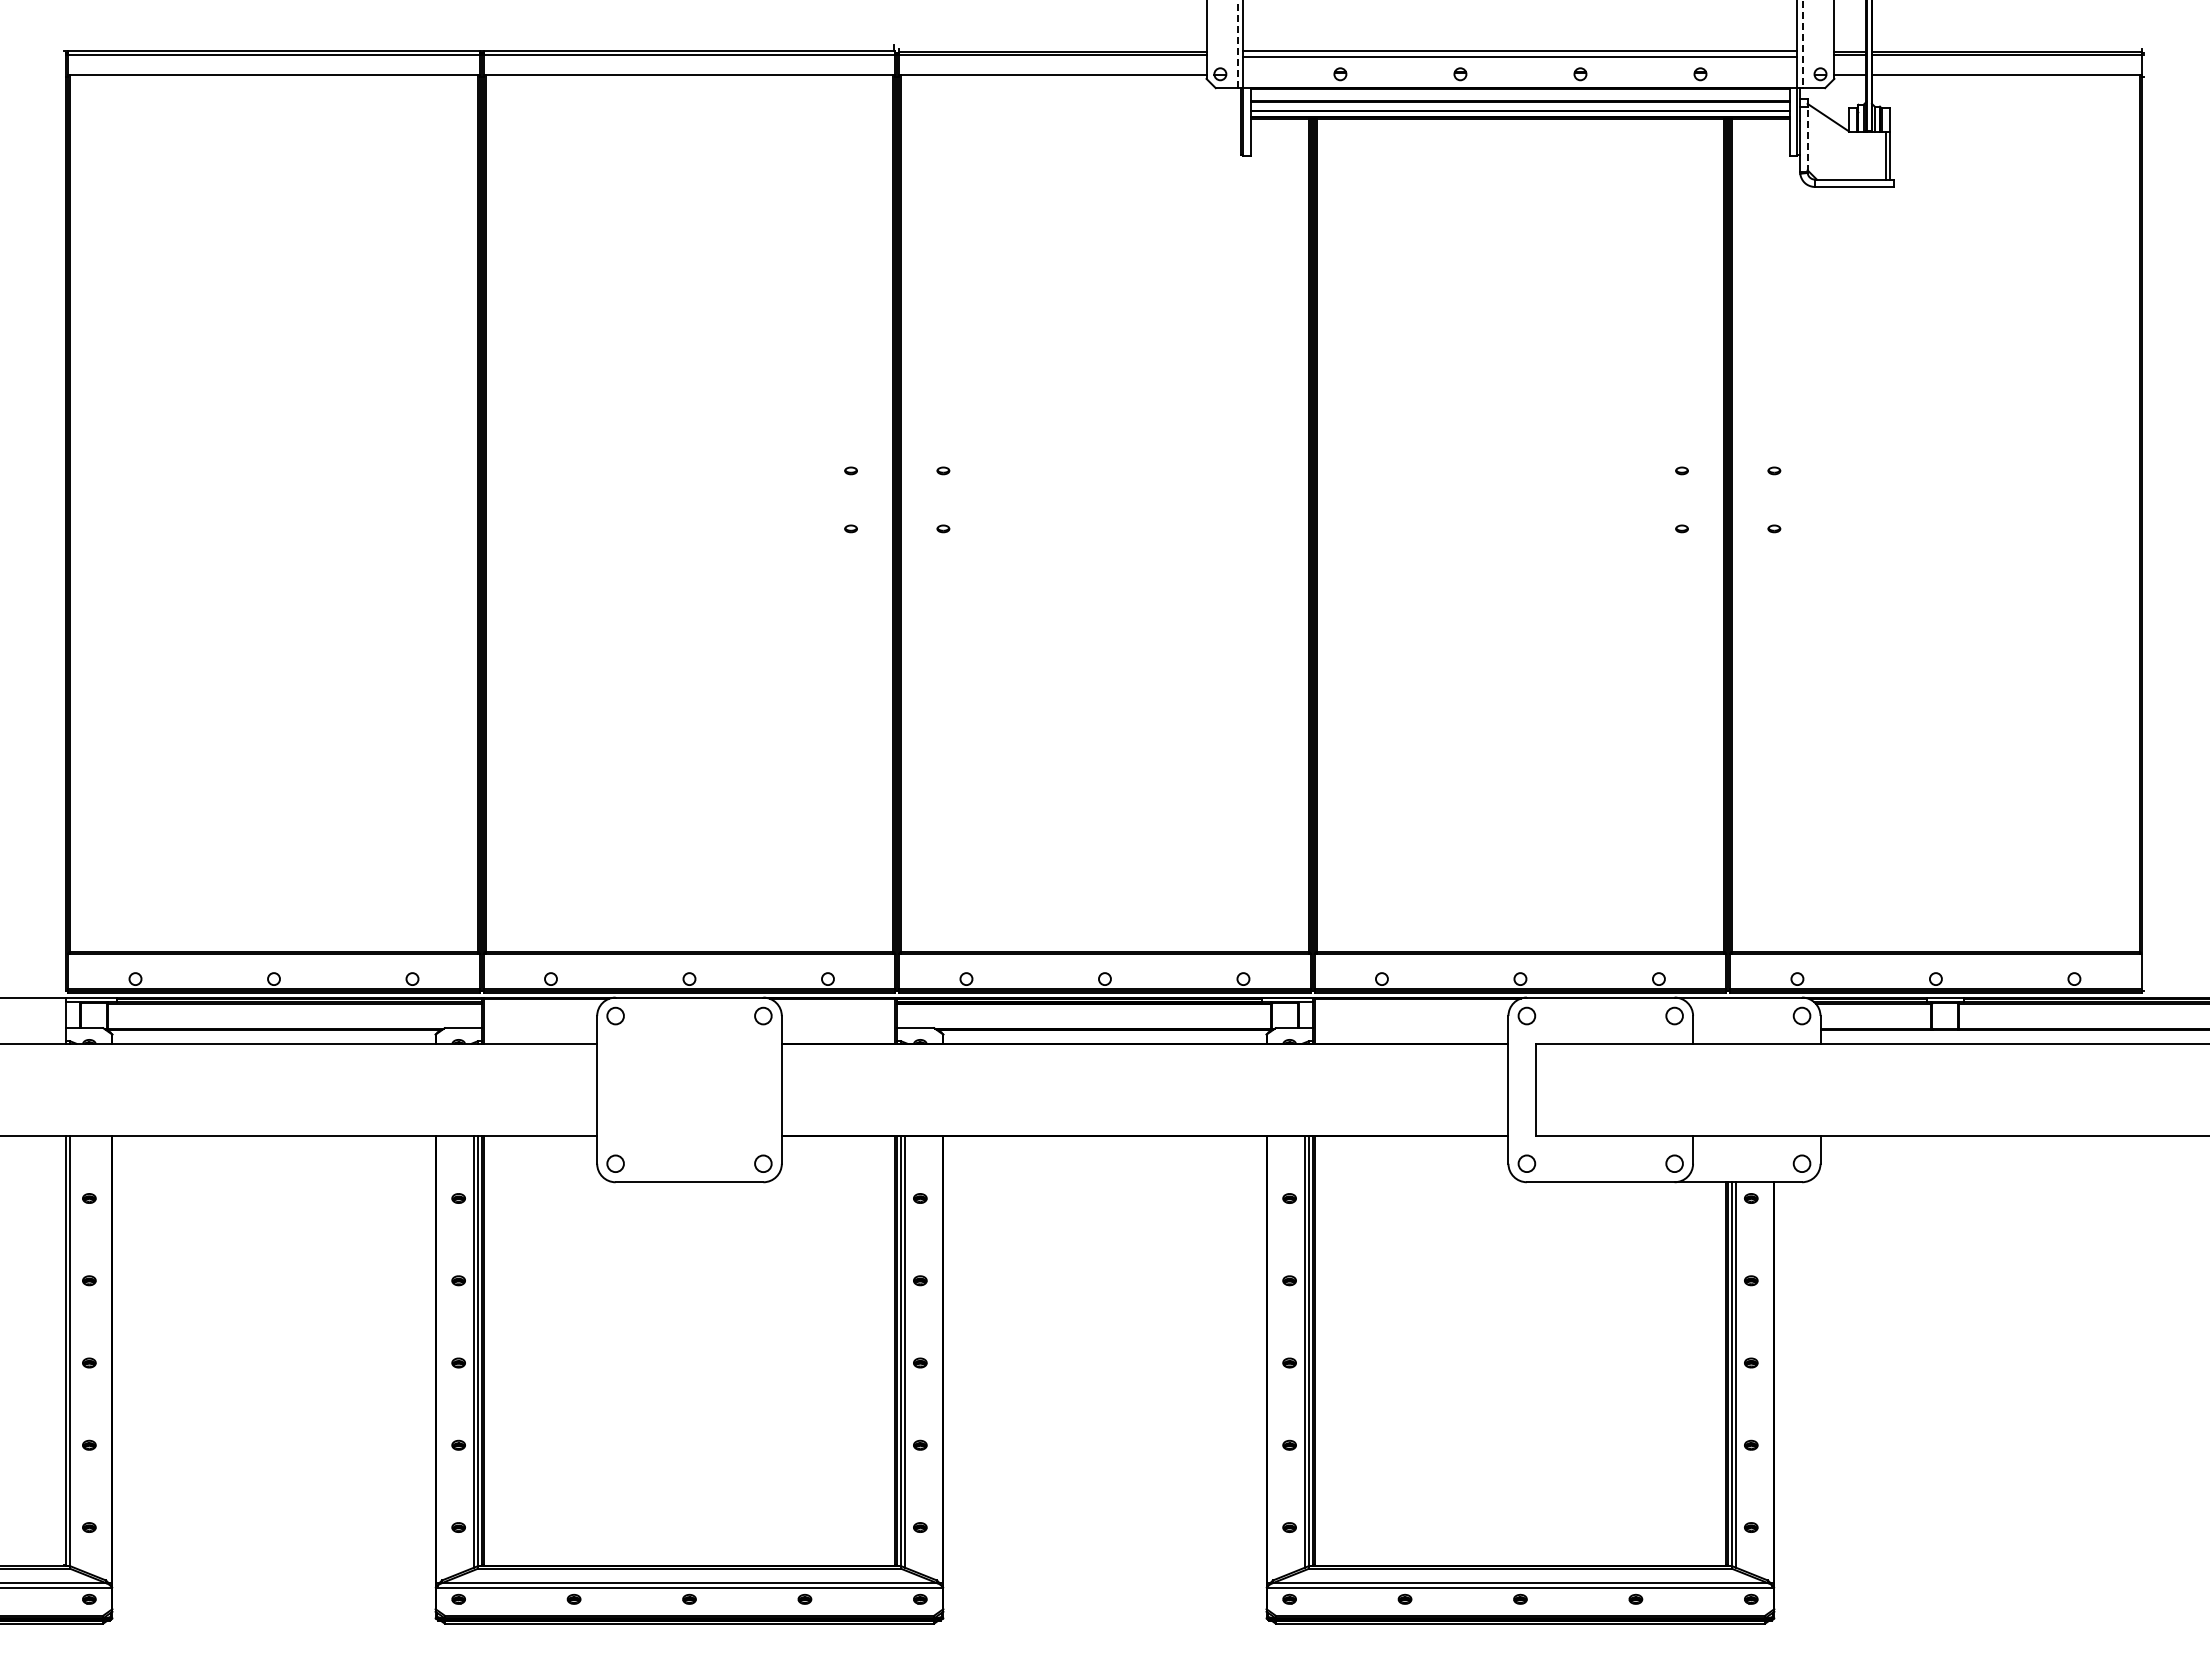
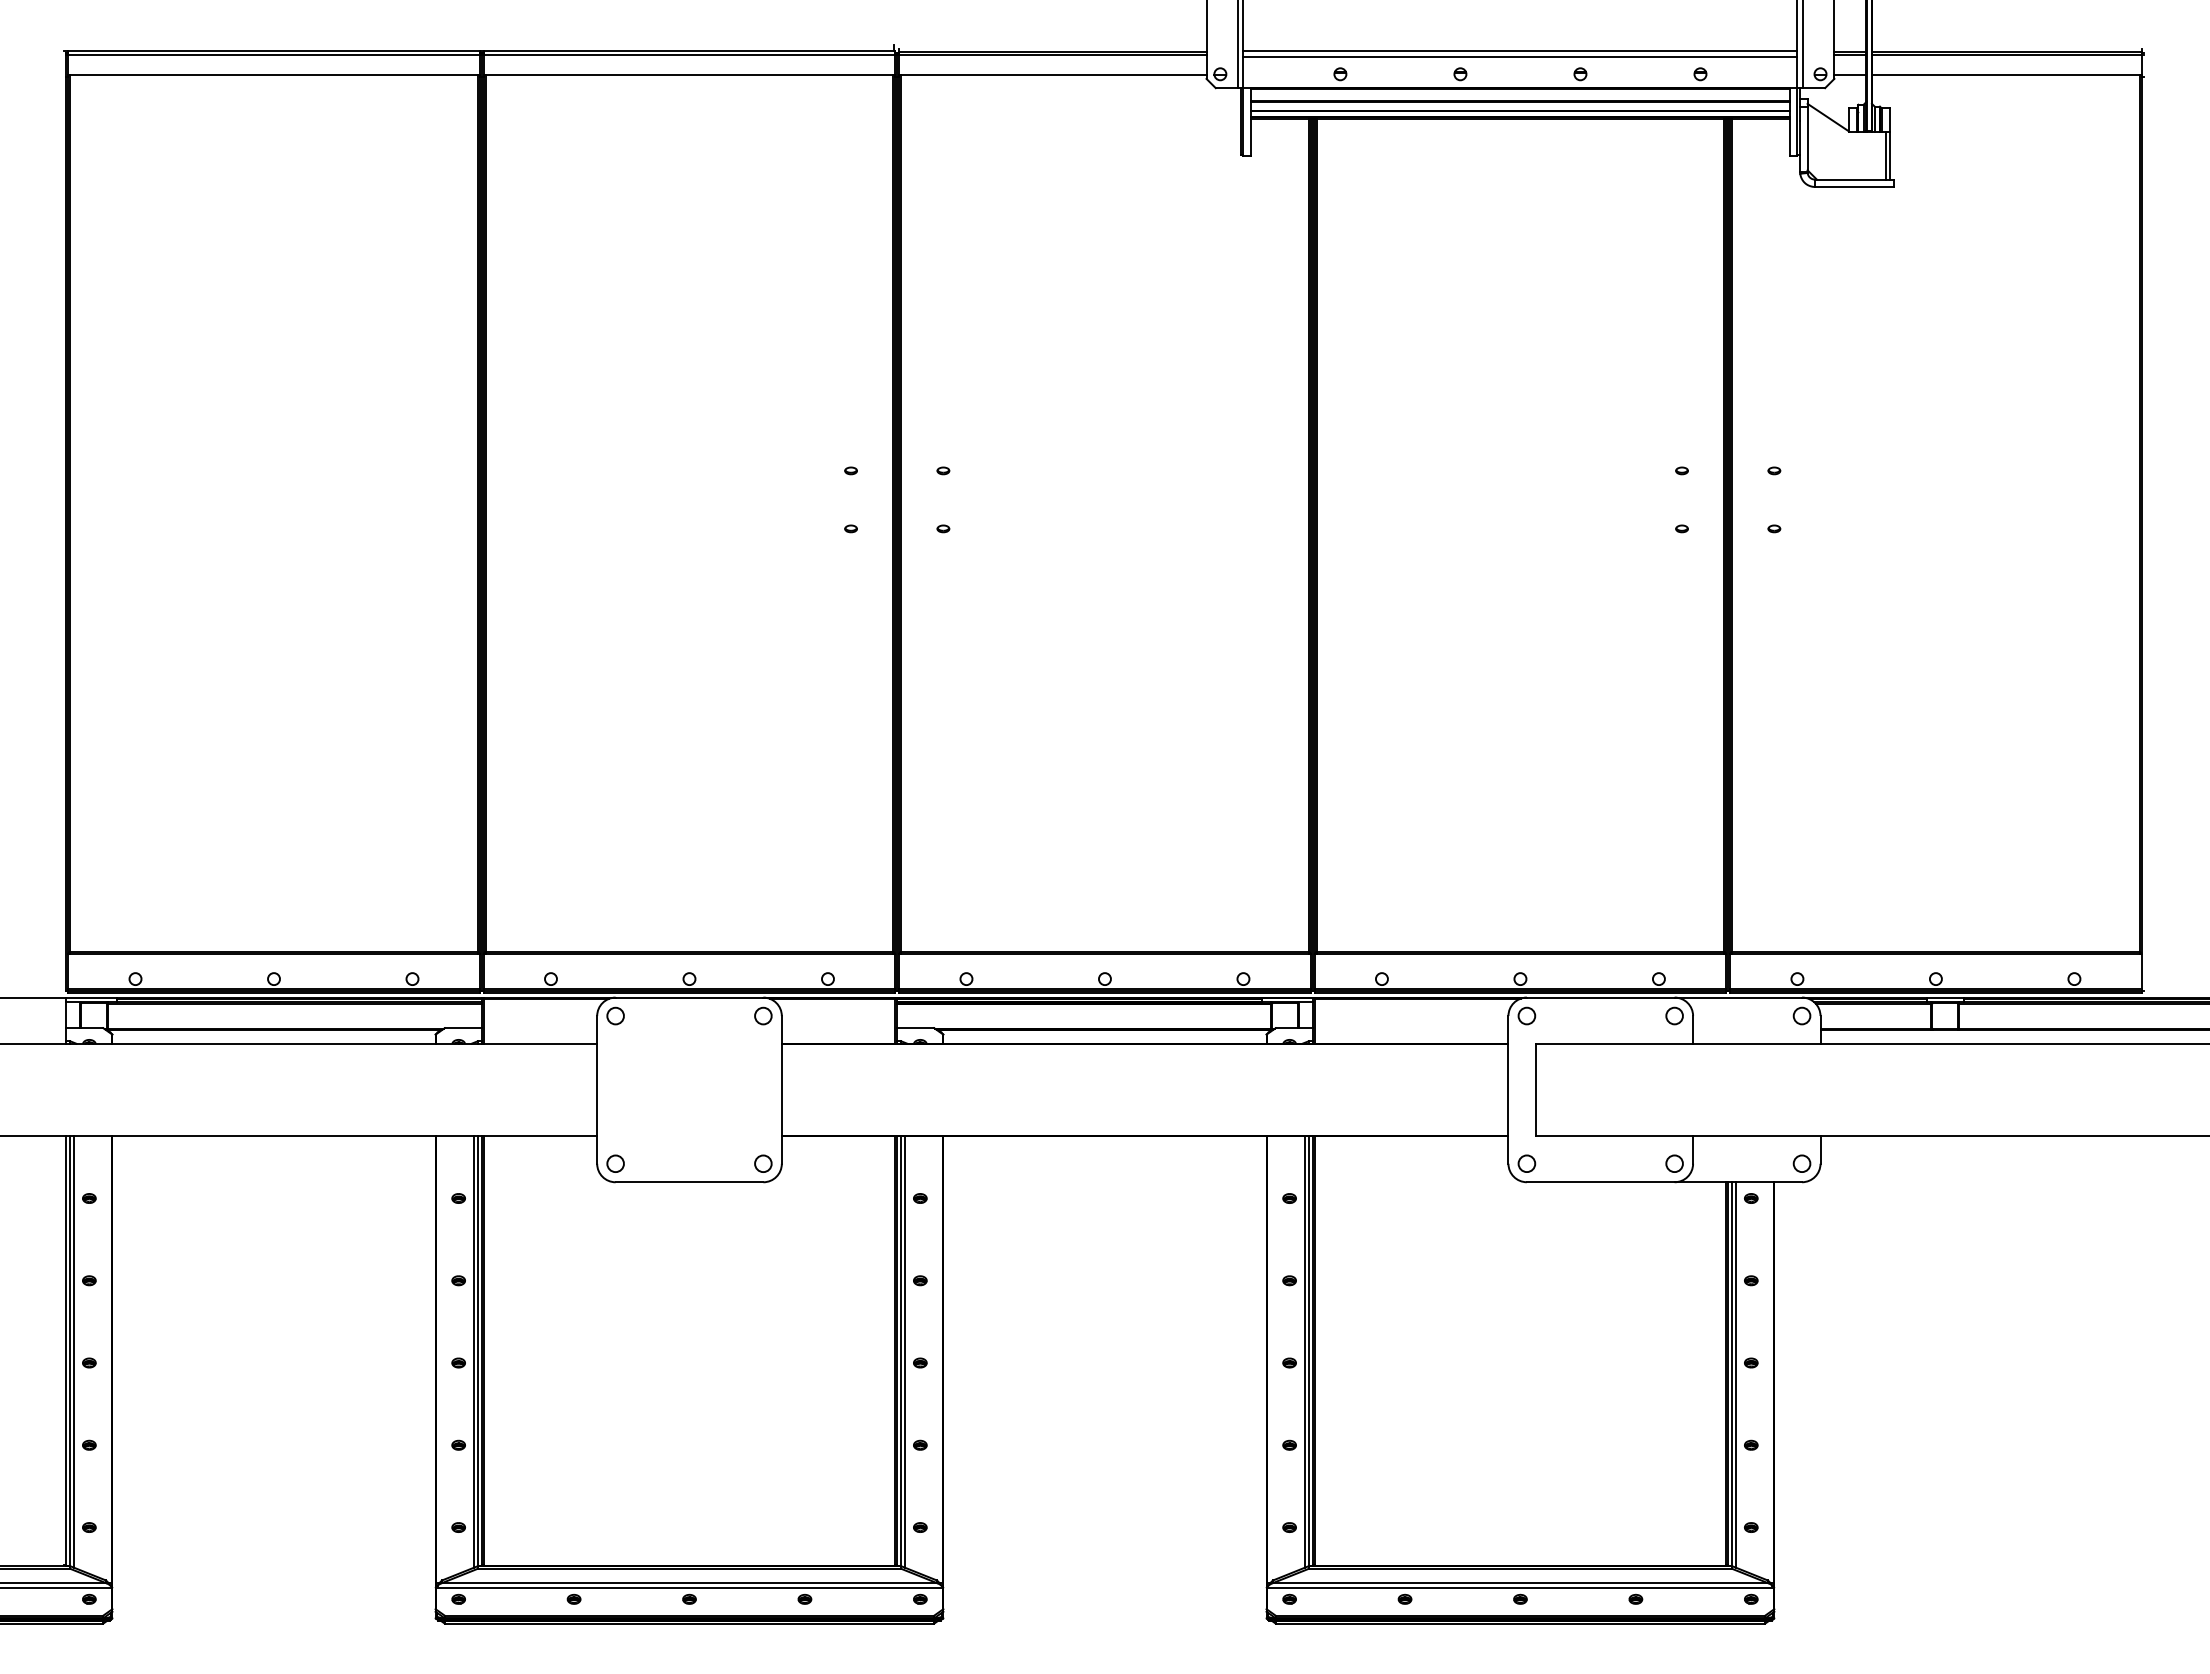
line: dashed -> solid (1237, 44)
line: dashed -> solid (1803, 44)
line: dashed -> solid (1807, 139)
line: none -> present (73, 1351)
